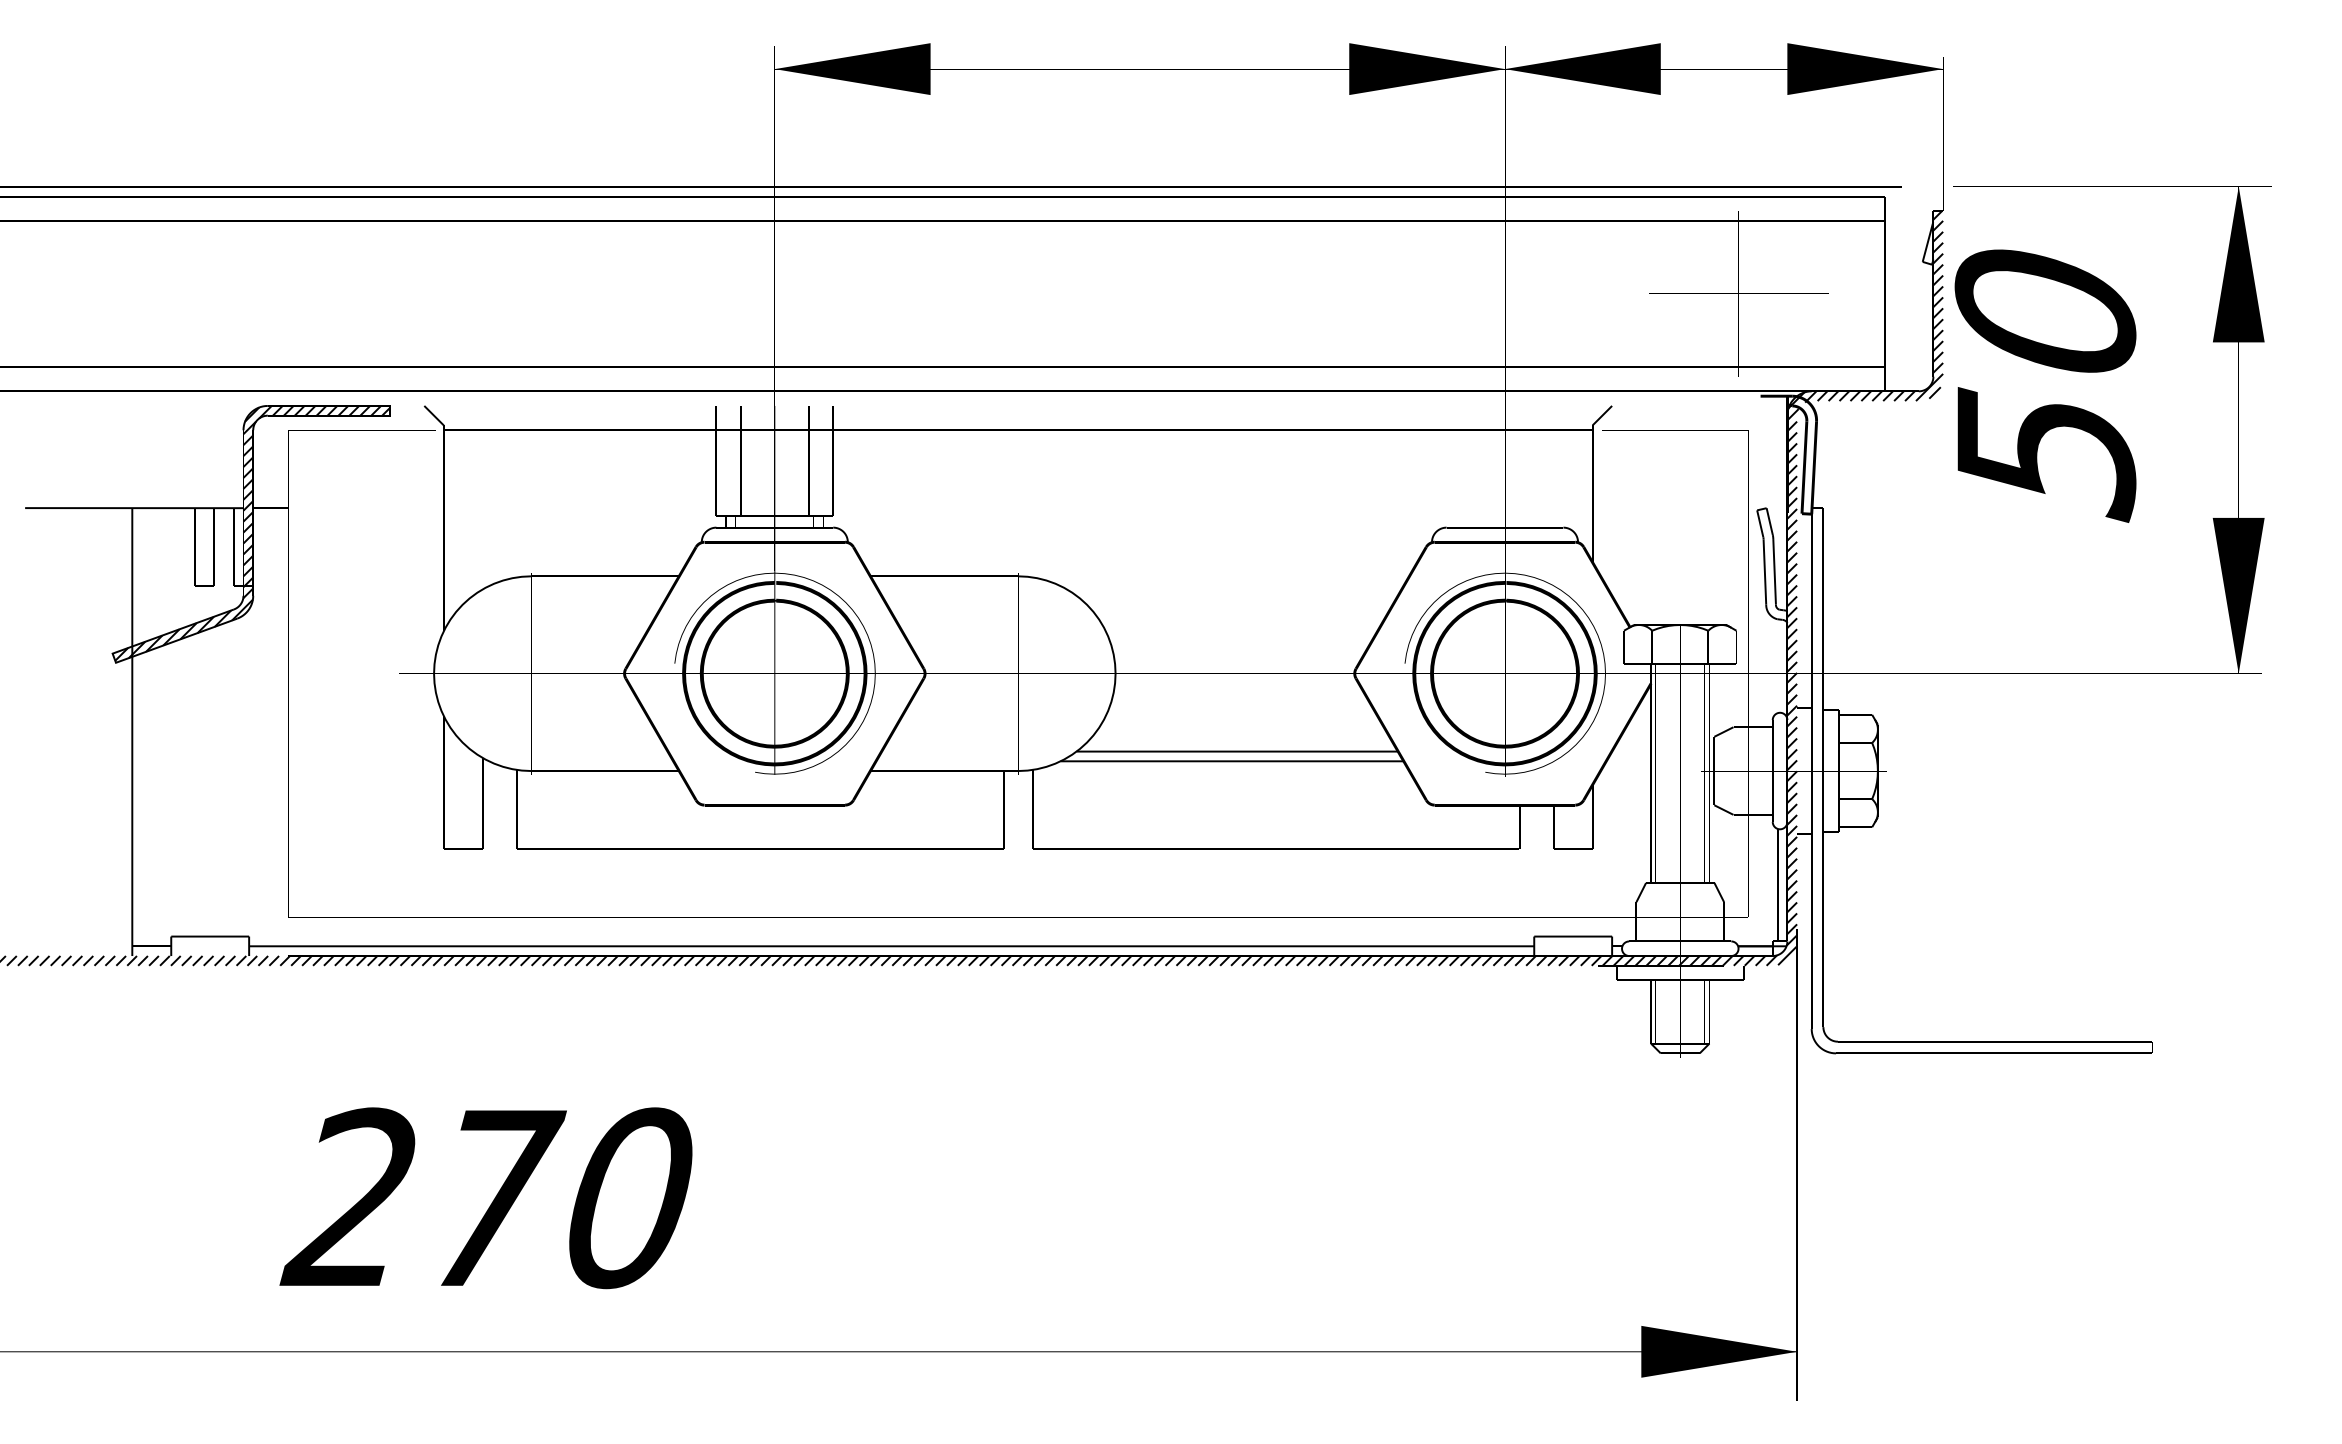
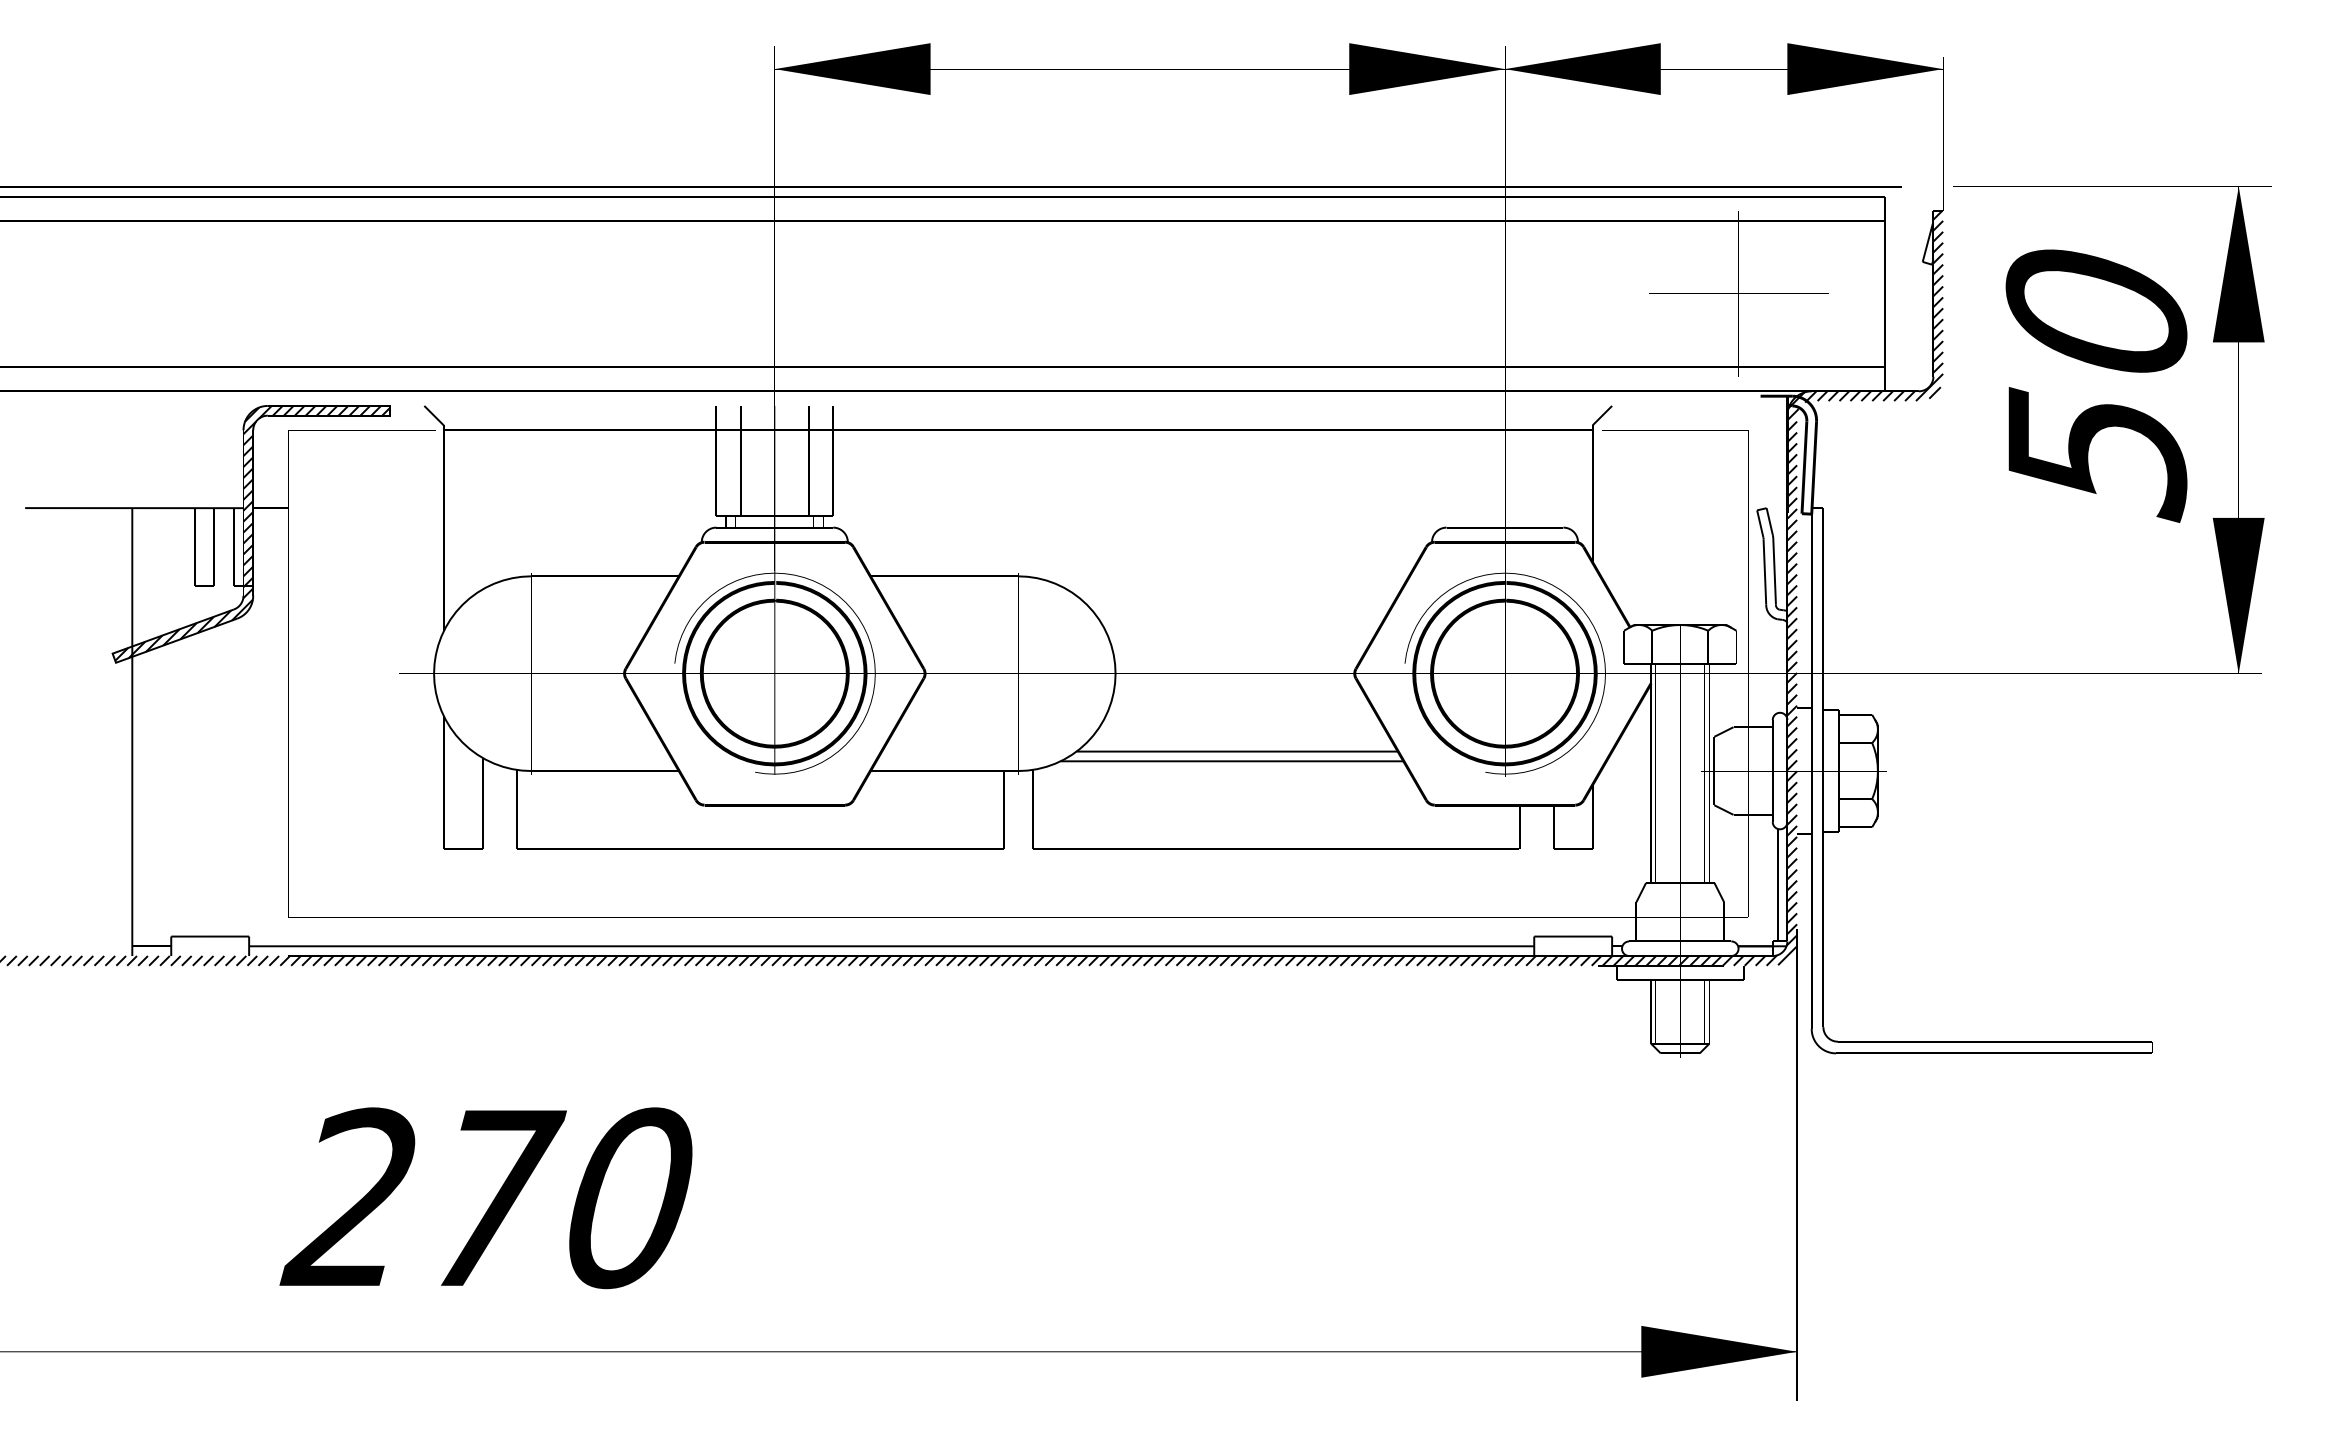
text position: (2045, 385) -> (2096, 385) (2096, 385)
